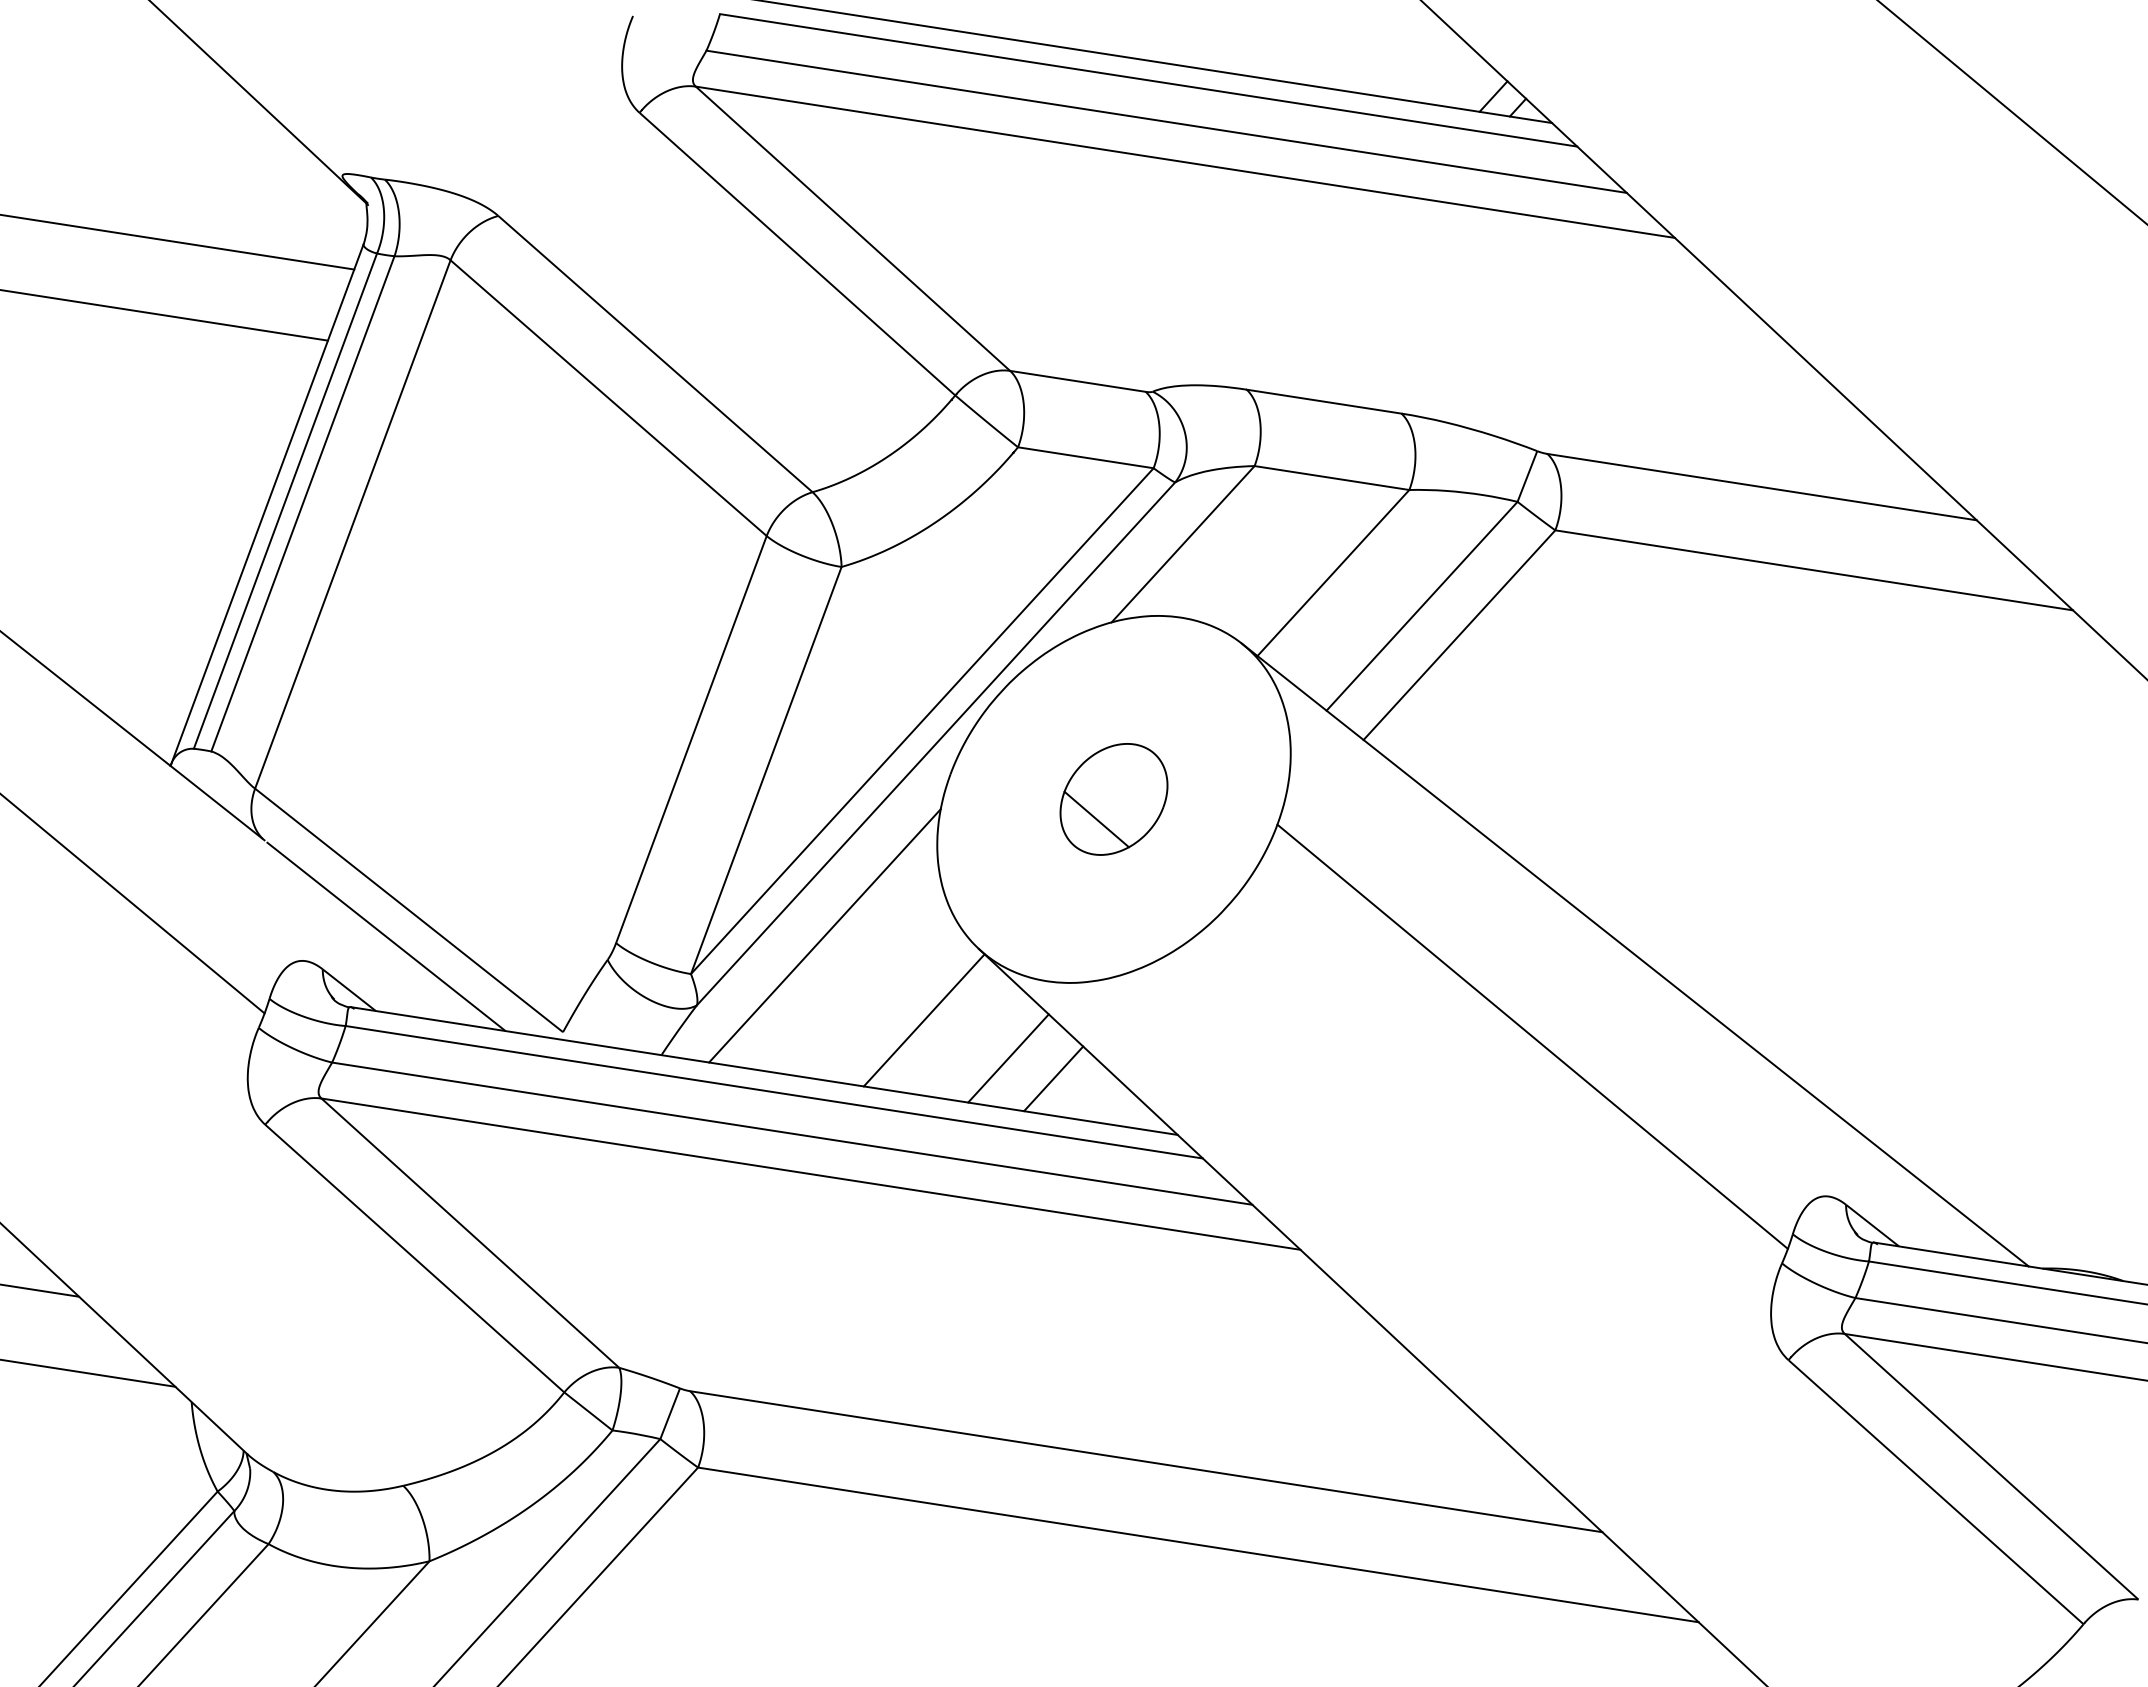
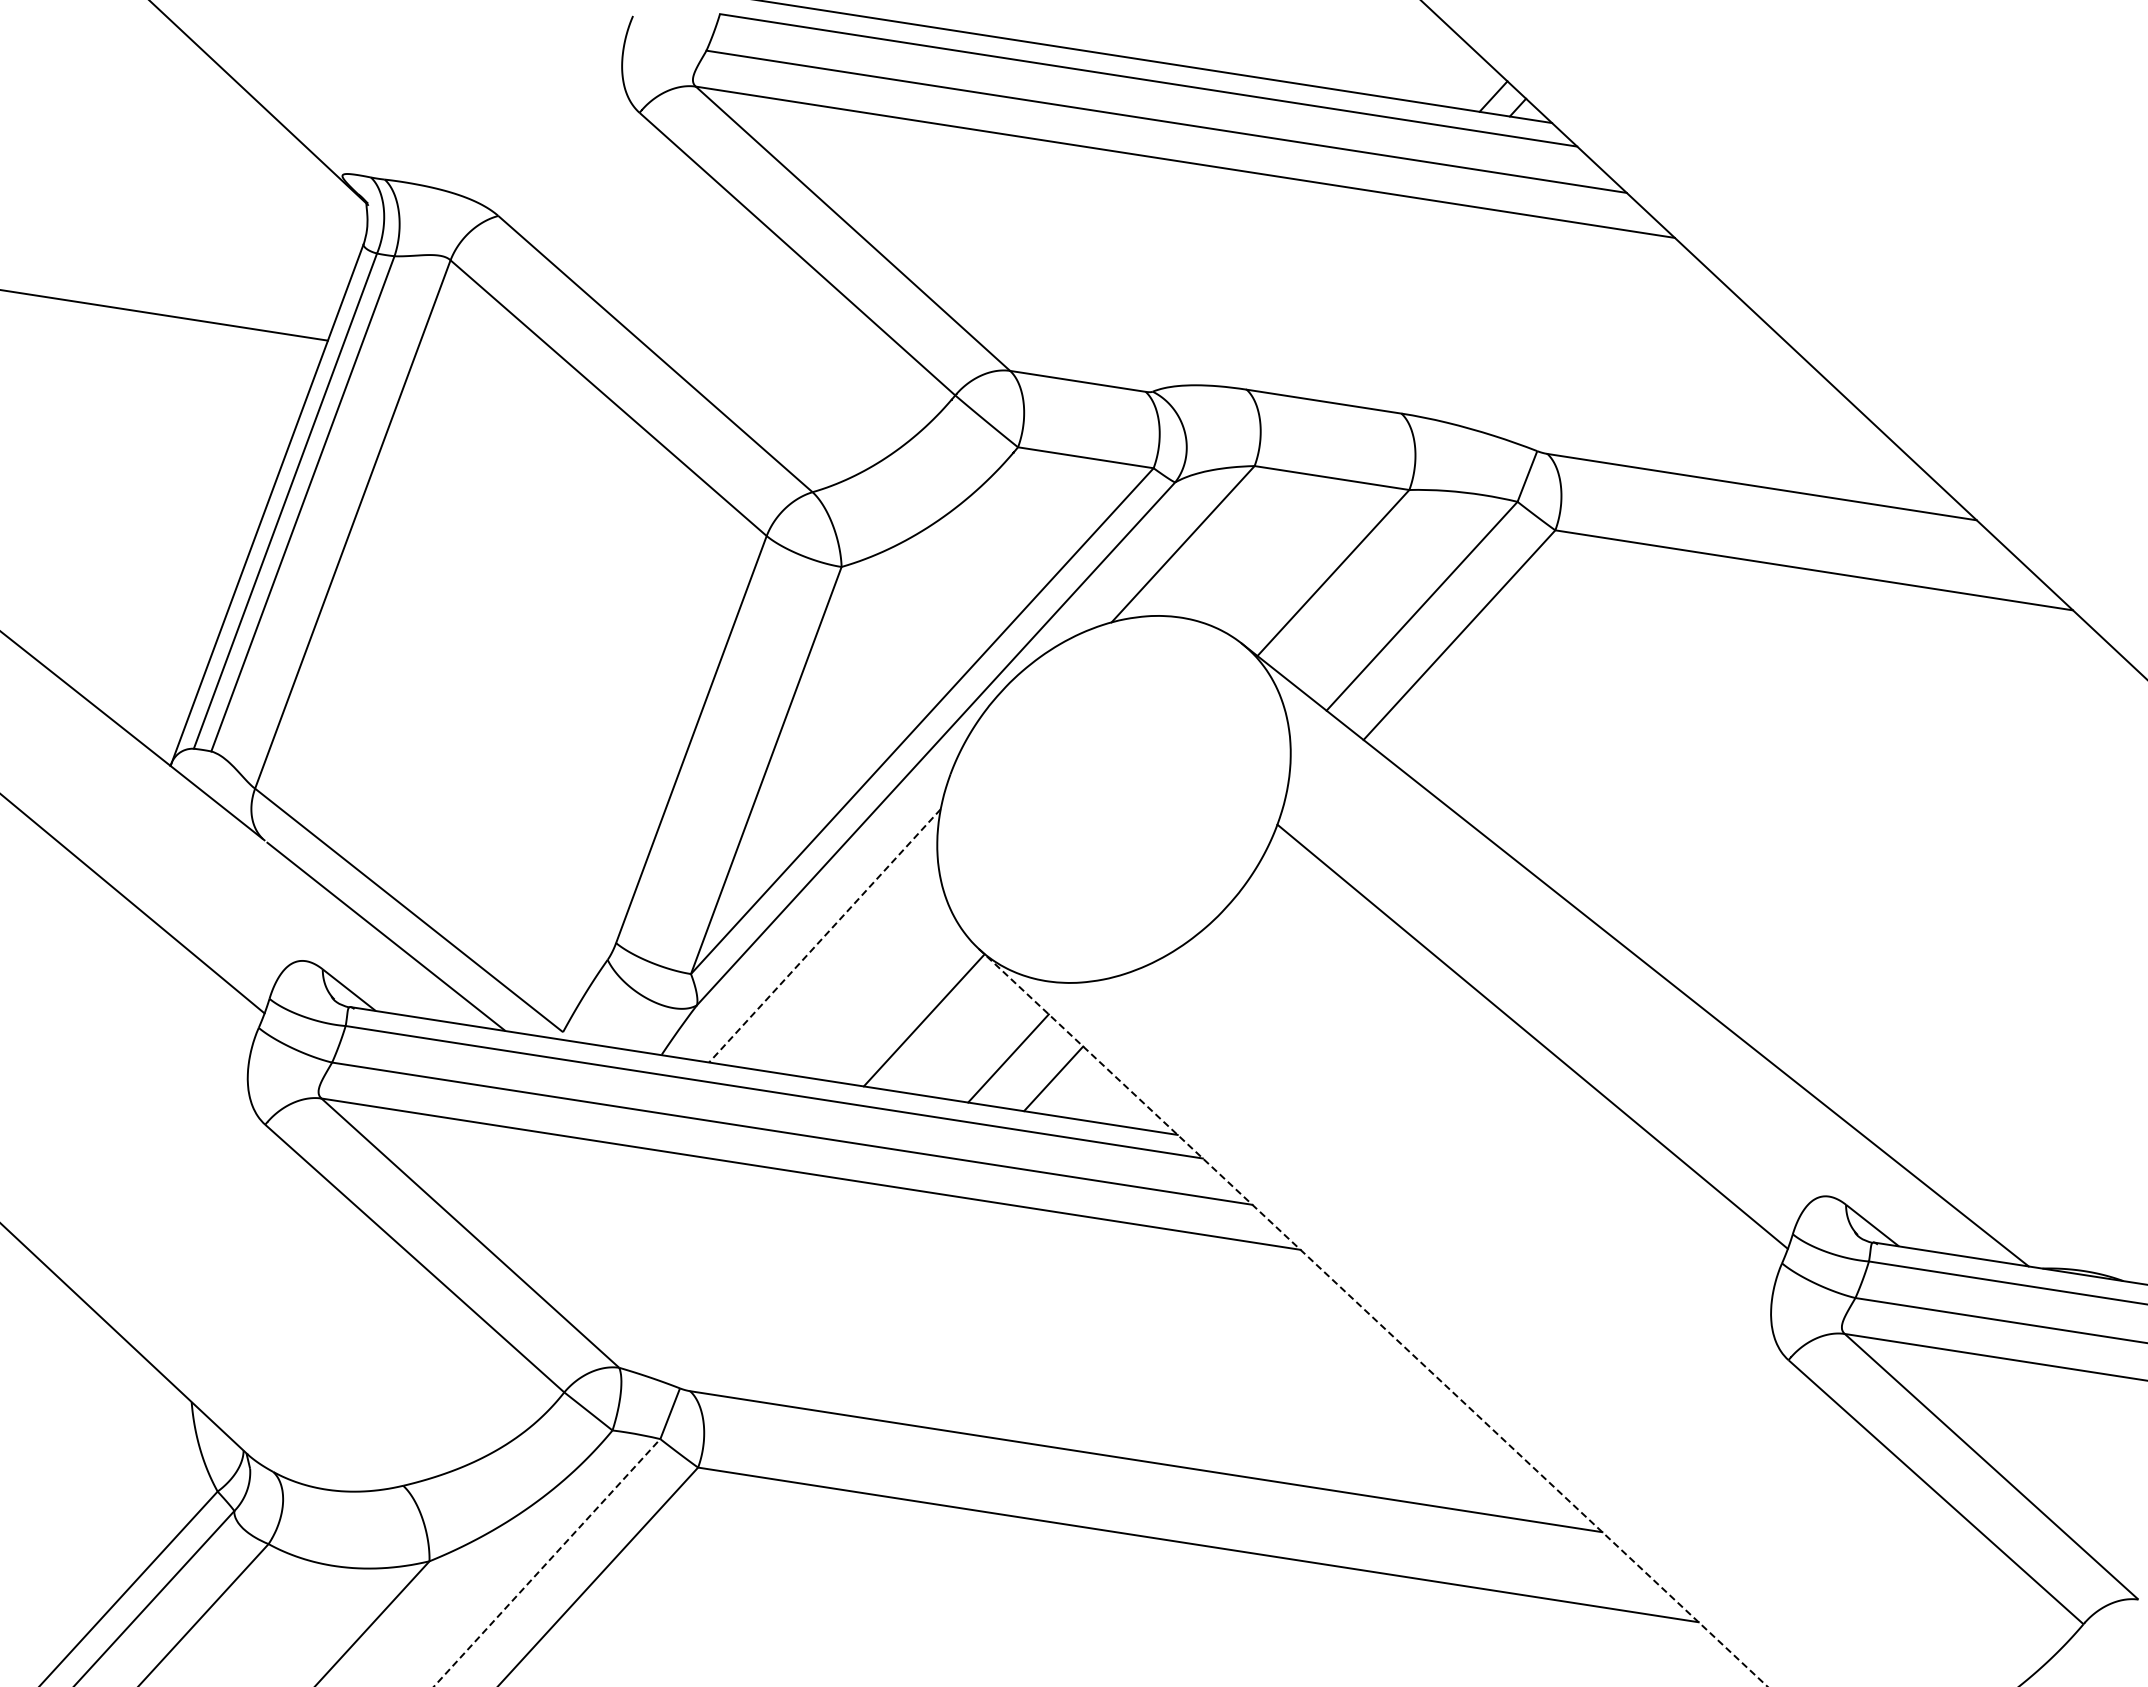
line: present -> none (2011, 112)
line: present -> none (178, 242)
part: present -> none (1113, 799)
line: solid -> dashed (824, 935)
line: present -> none (40, 1290)
line: solid -> dashed (1373, 1318)
line: present -> none (88, 1373)
line: solid -> dashed (547, 1562)
